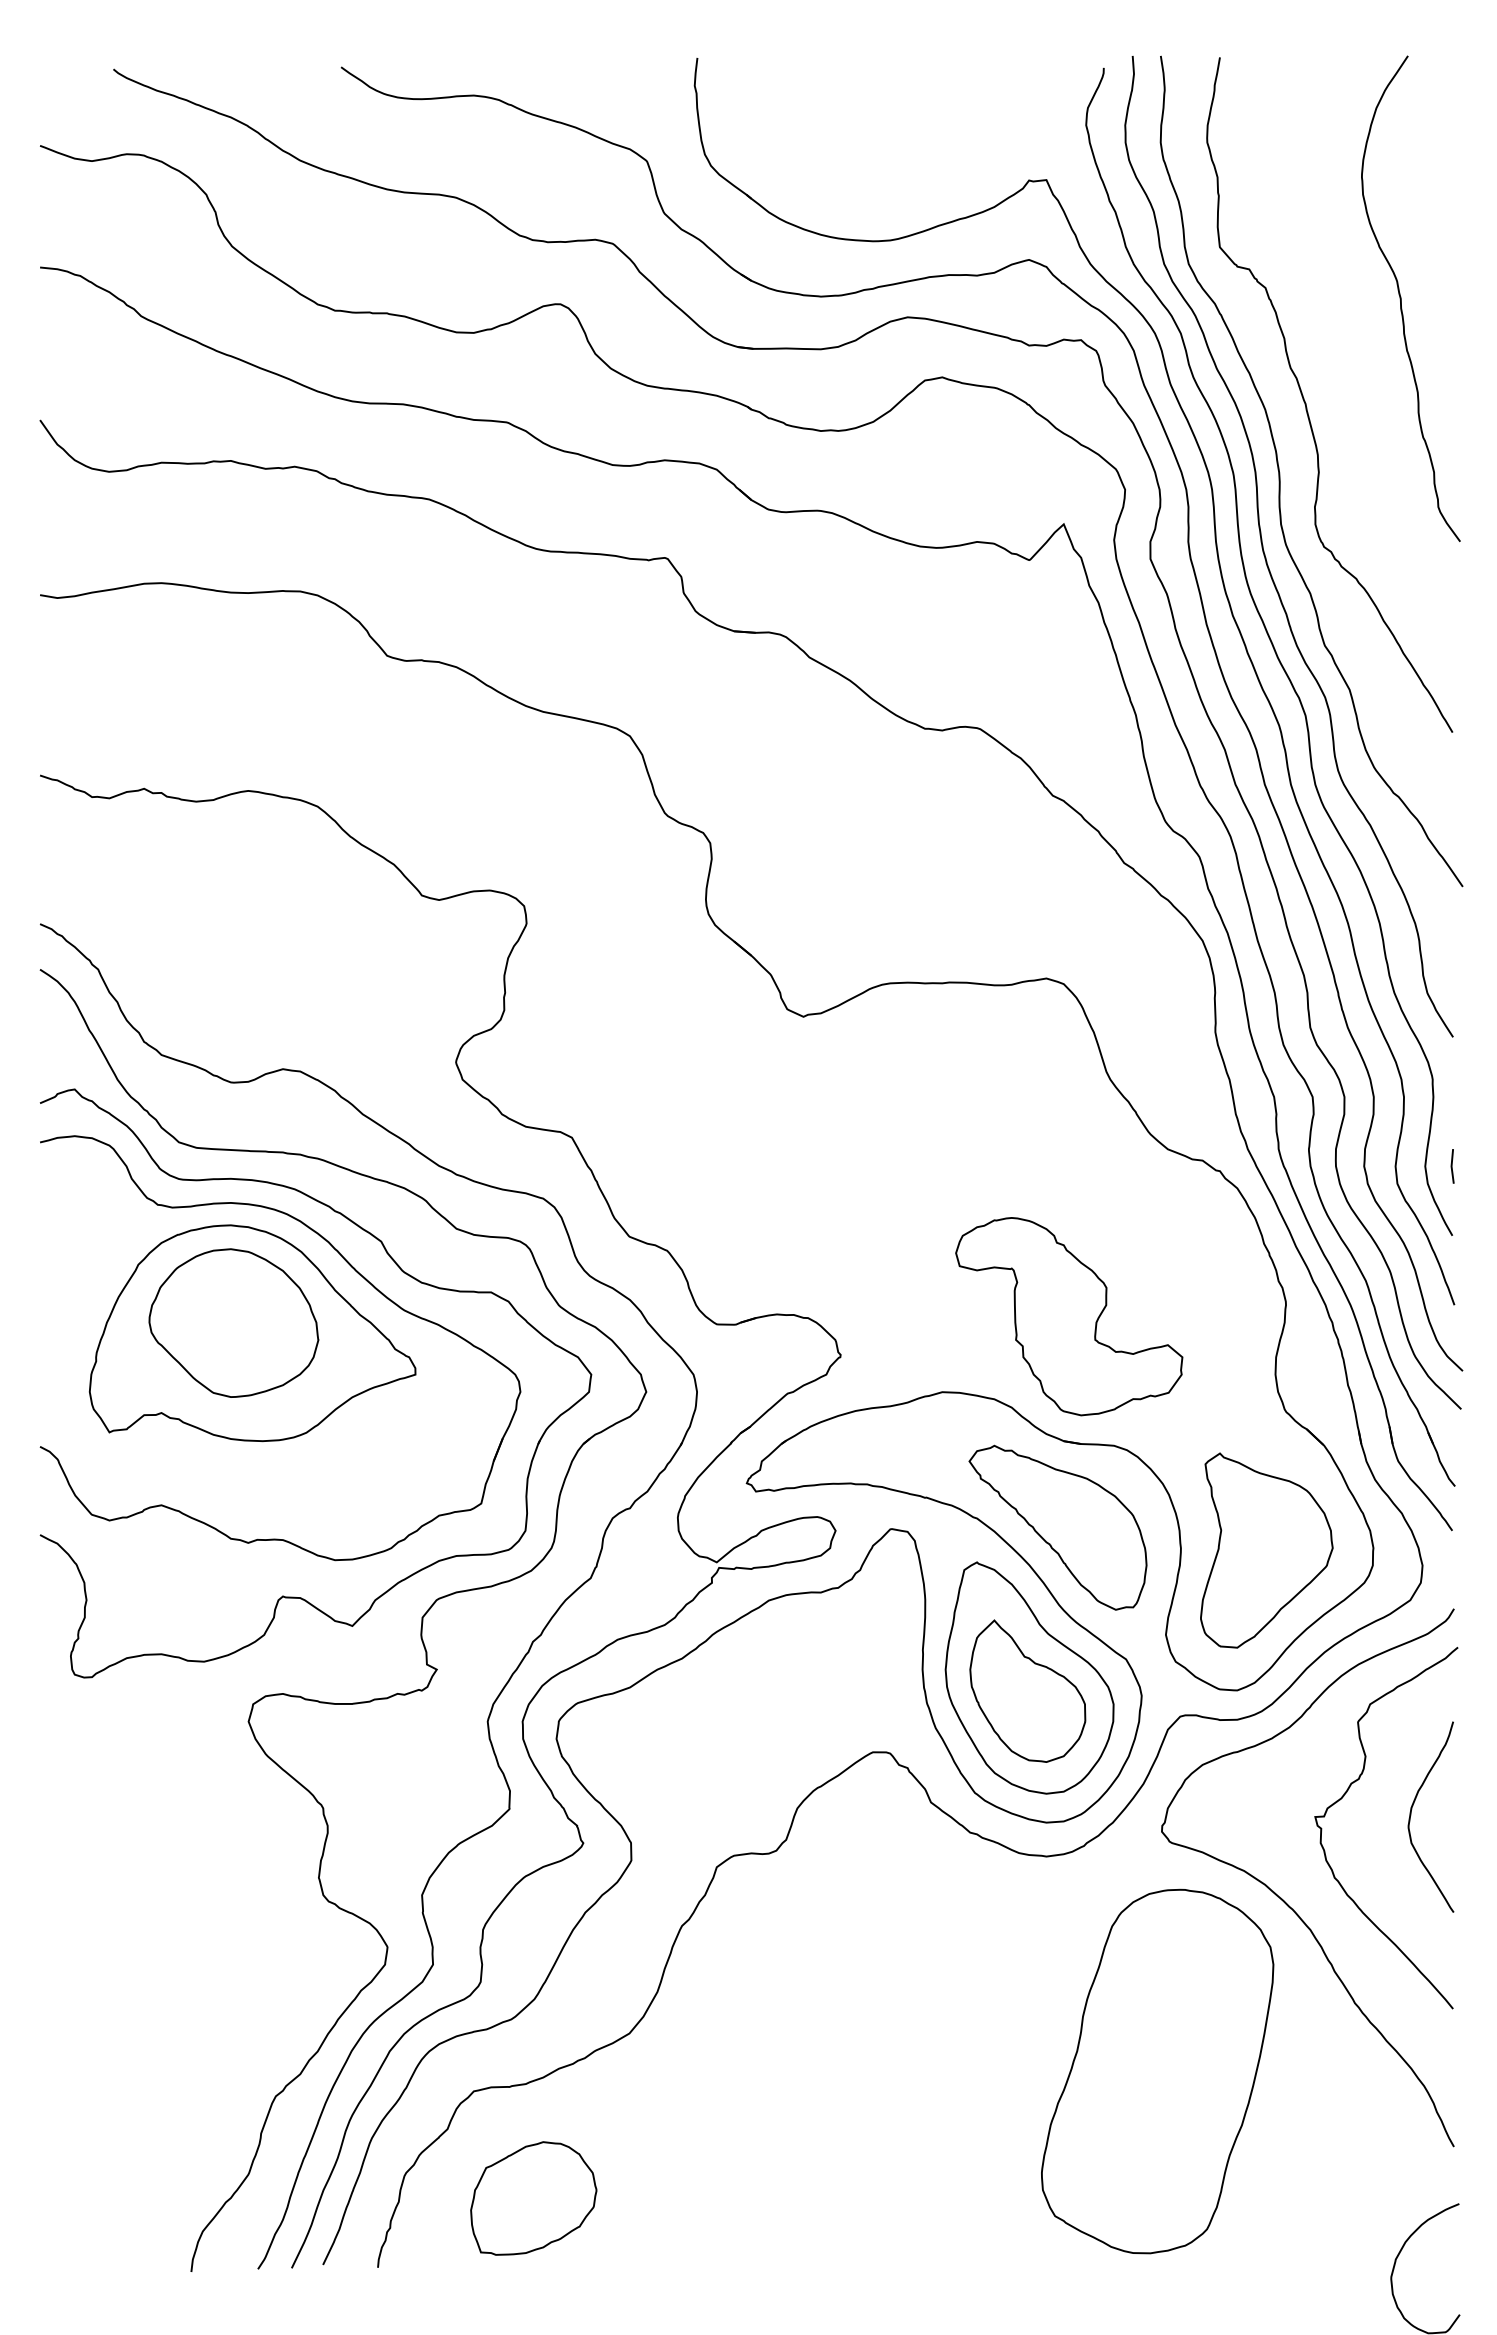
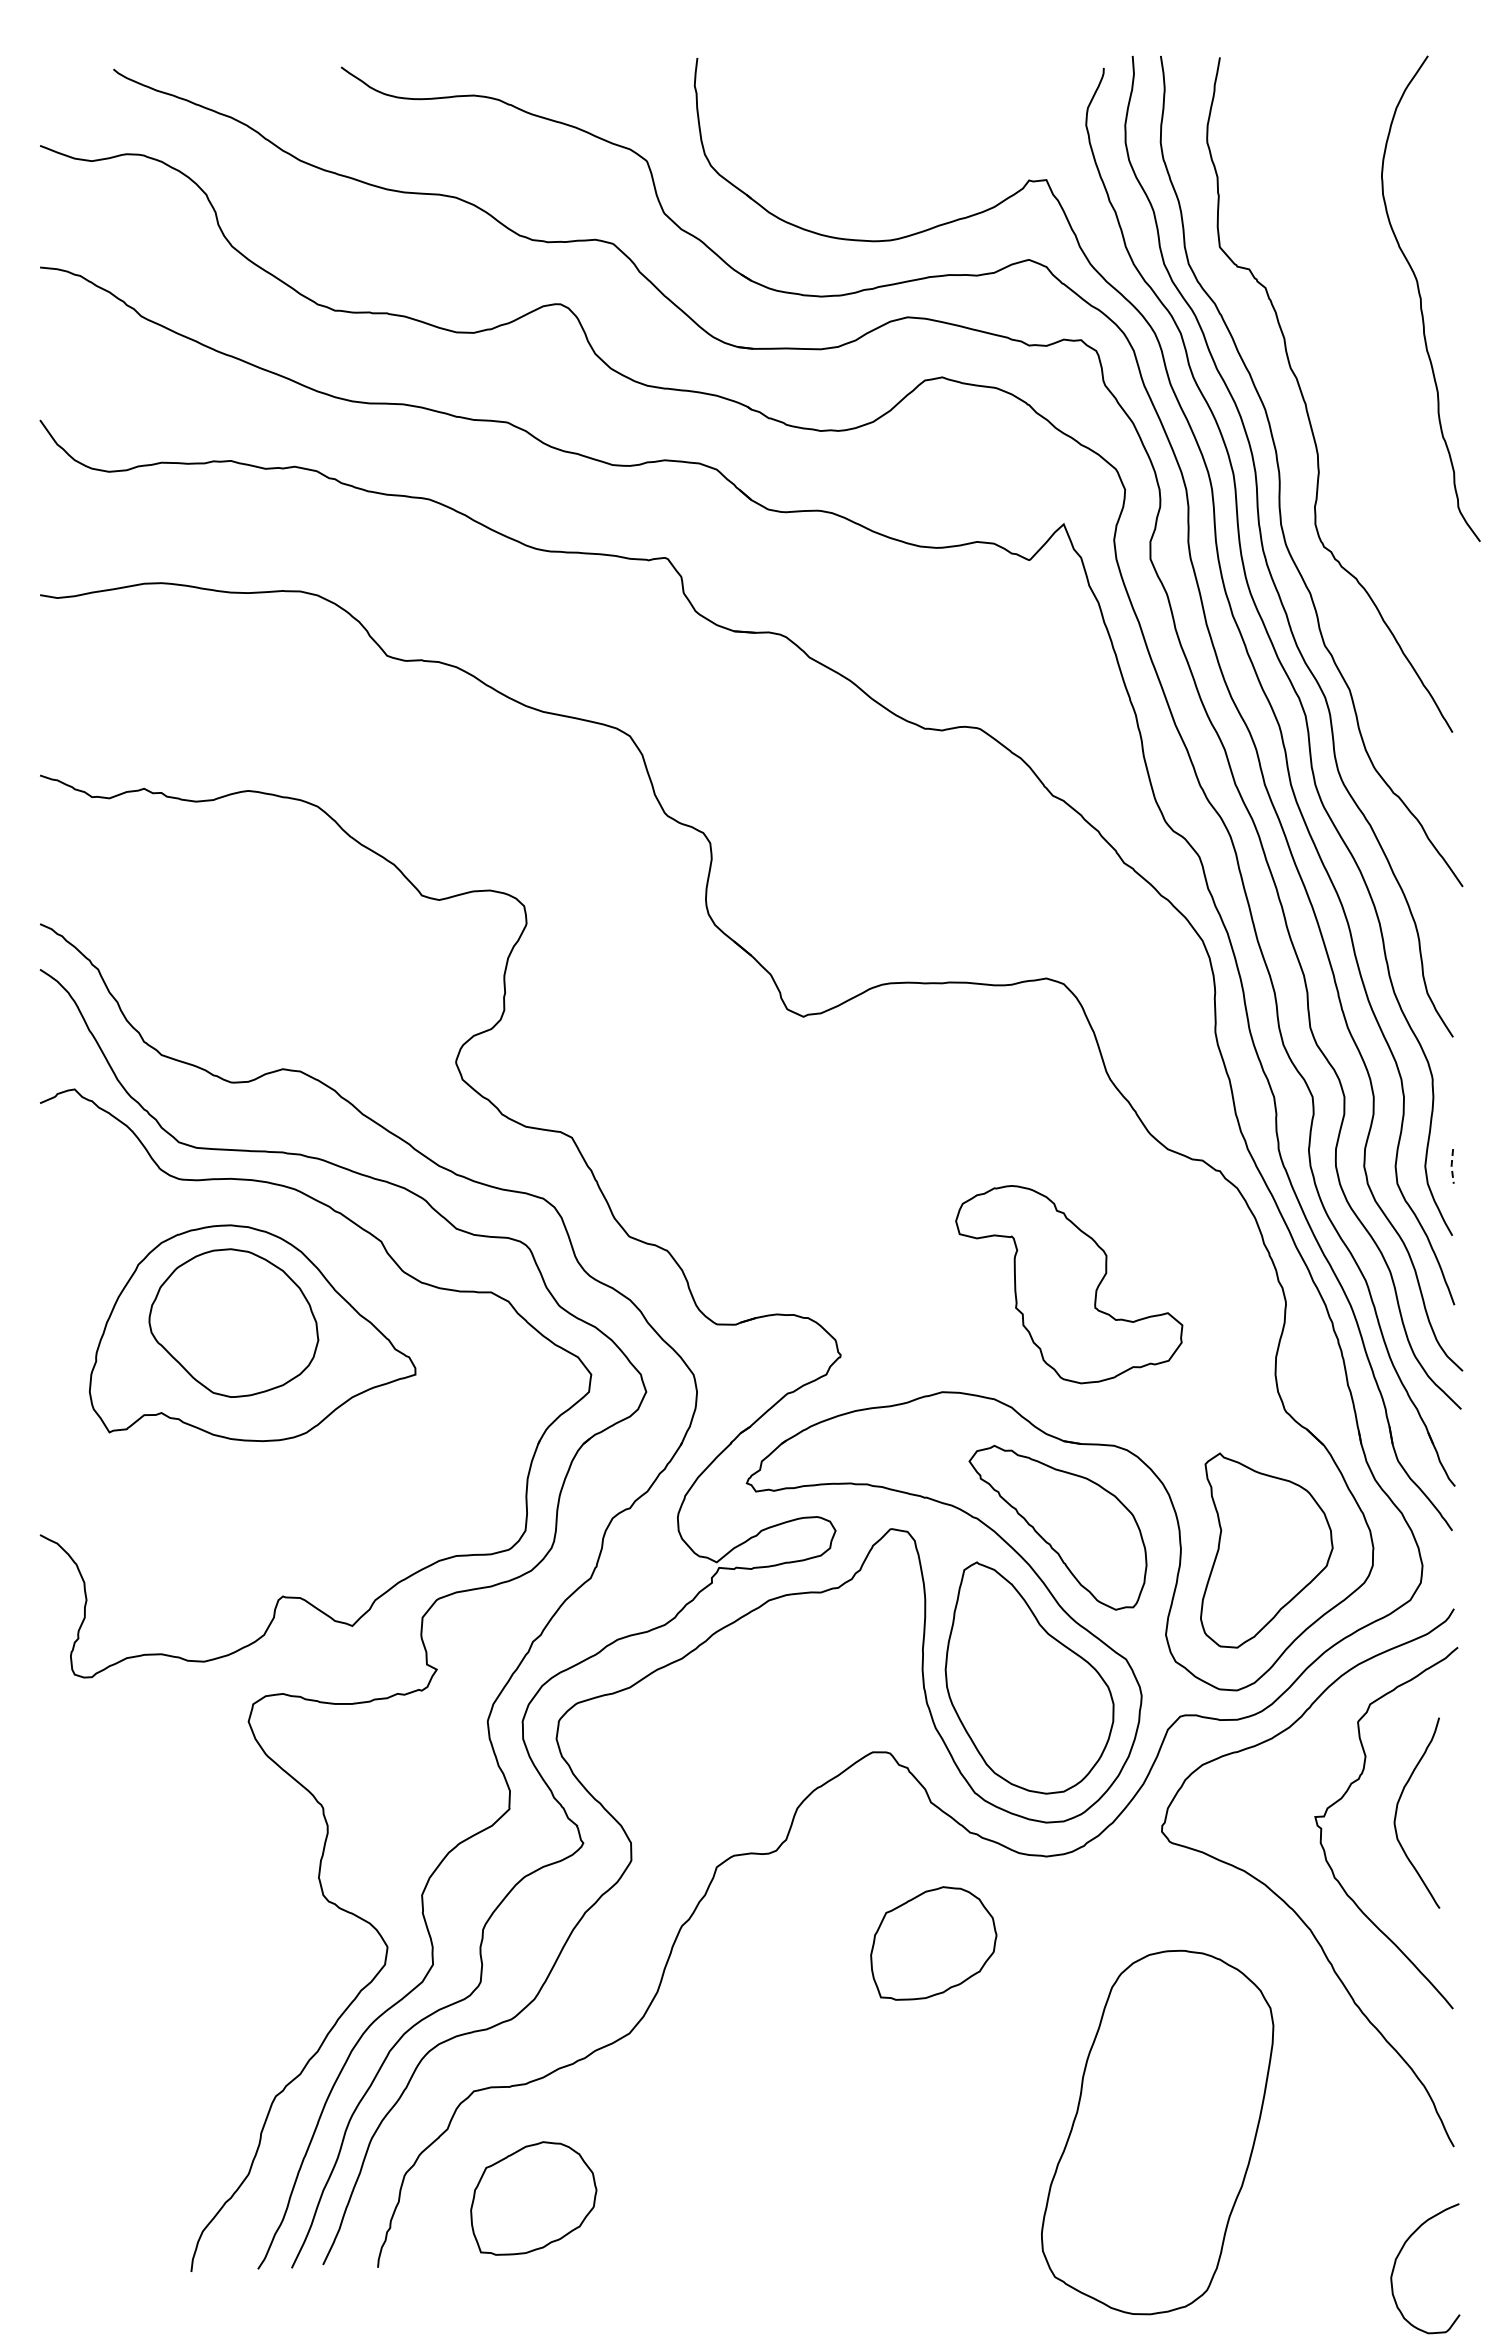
curve position: (1401, 298) -> (1421, 298) (1421, 298)
line: solid -> dashed (1451, 1166)
part: present -> none (356, 1272)
part position: (1069, 1316) -> (1069, 1284) (1069, 1284)
part: present -> none (1027, 1690)
curve position: (1411, 1815) -> (1397, 1811) (1397, 1811)
part: none -> present (933, 1943)
part position: (1157, 2071) -> (1157, 2132) (1157, 2132)
